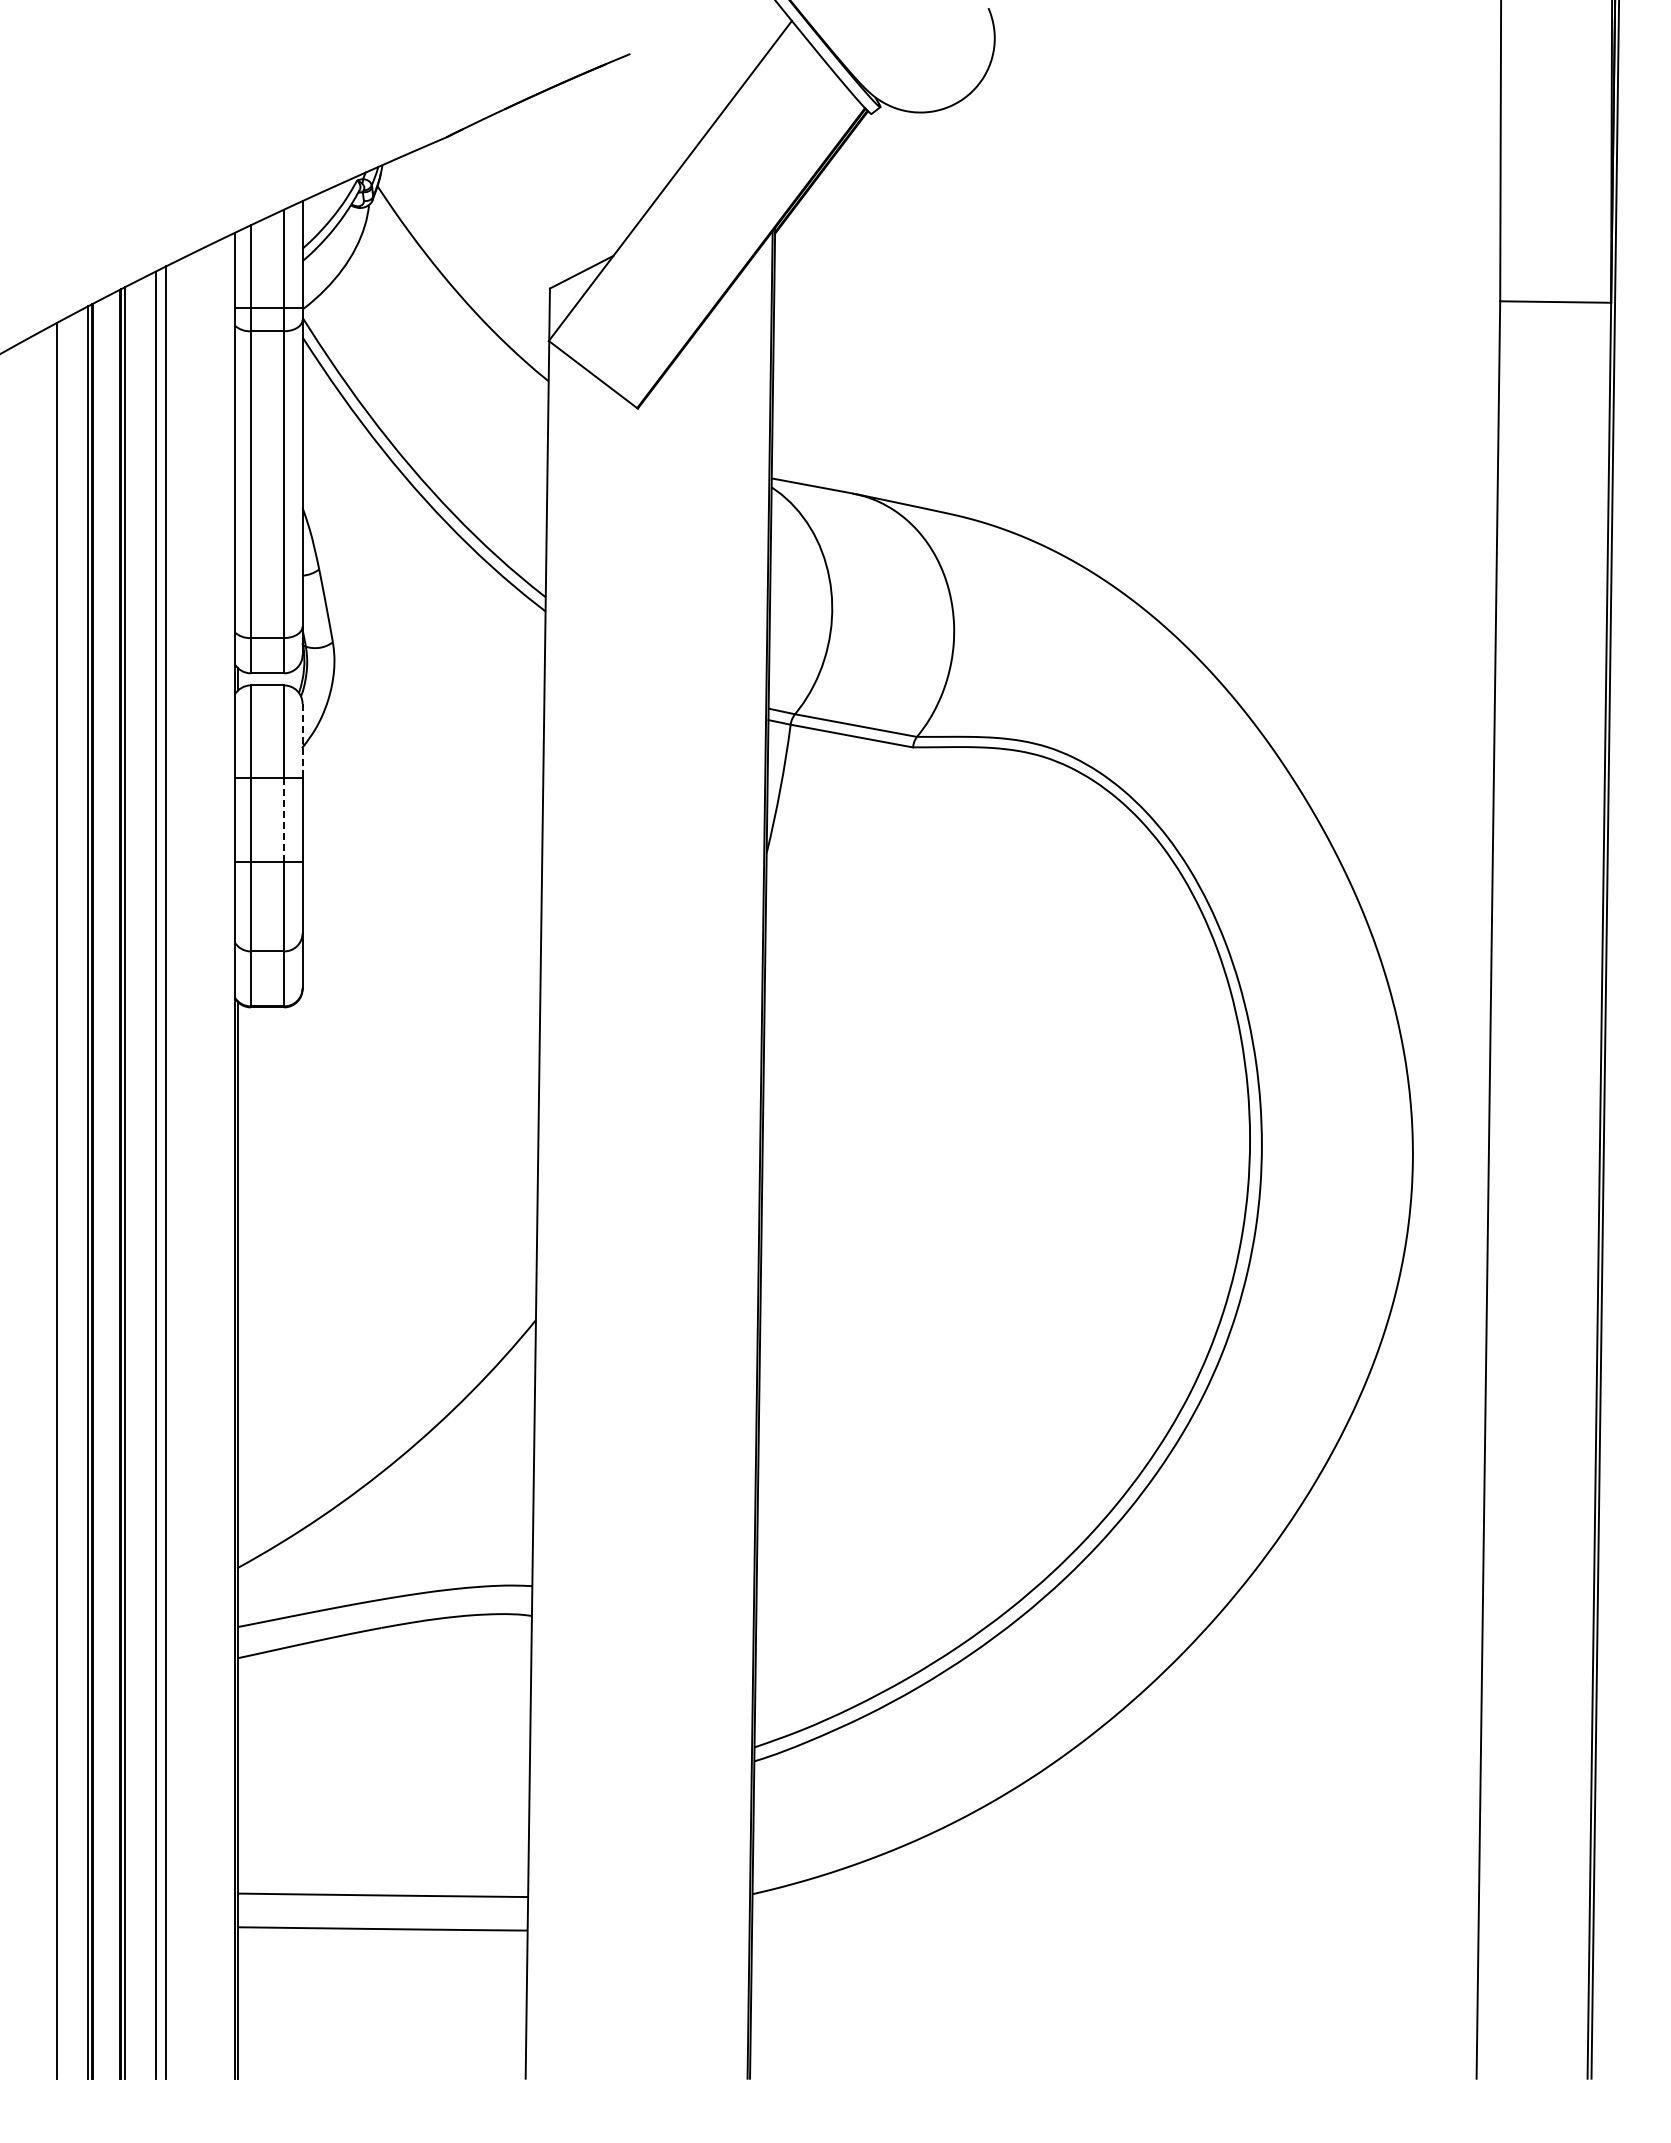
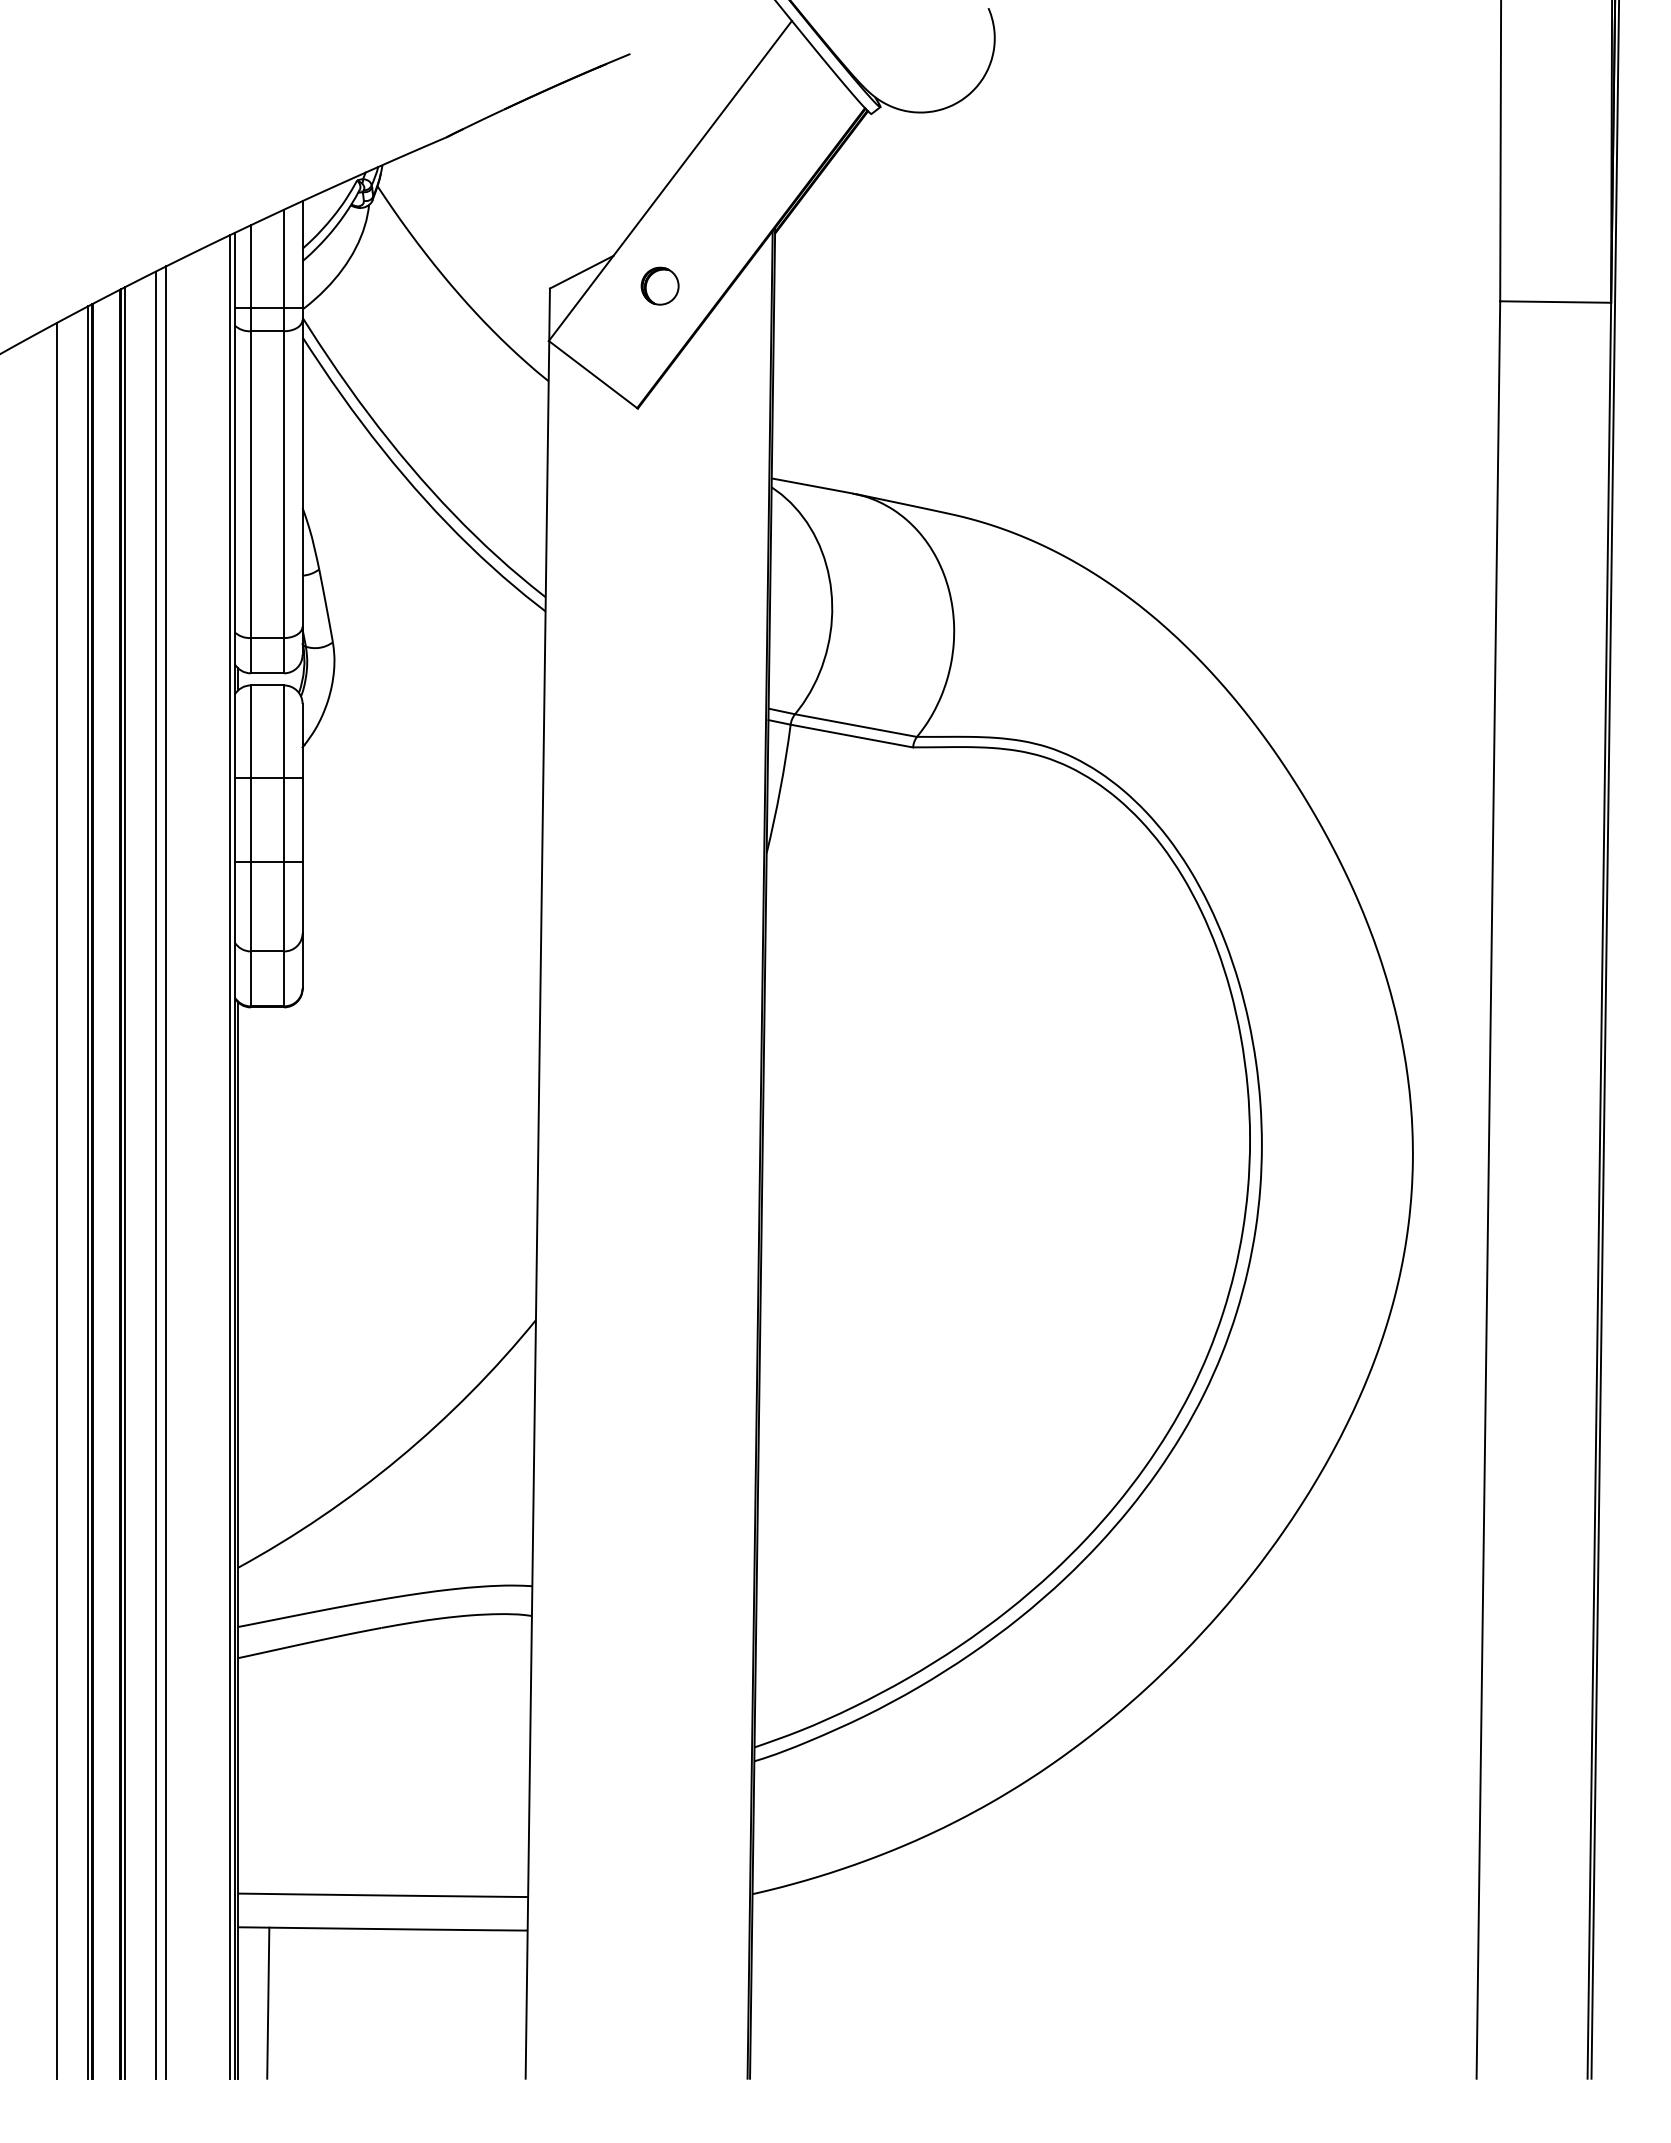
part: none -> present (659, 285)
line: dashed -> solid (302, 740)
line: dashed -> solid (284, 819)
line: none -> present (230, 1156)
line: none -> present (268, 2002)
